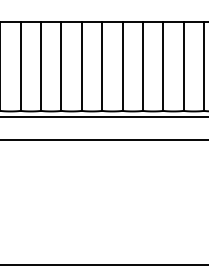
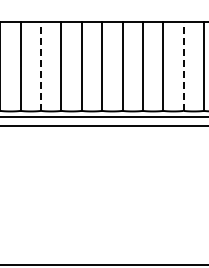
line: solid -> dashed (41, 66)
line: solid -> dashed (183, 66)
line position: (103, 140) -> (103, 126) (103, 126)
